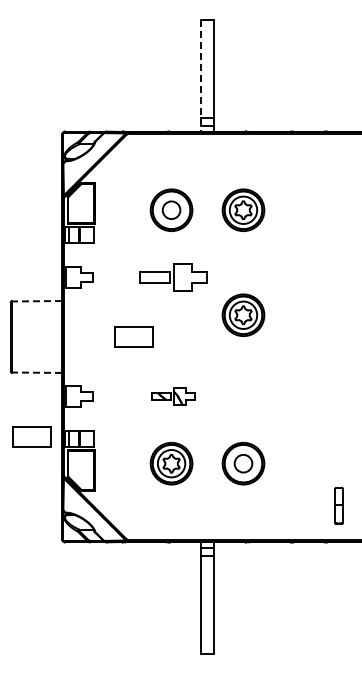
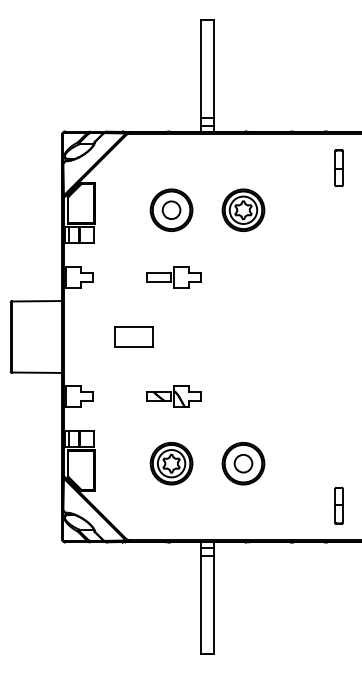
line: dashed -> solid (200, 75)
part: none -> present (338, 168)
part size: 69x29 px -> 56x23 px (173, 277)
line: dashed -> solid (36, 301)
part: present -> none (243, 314)
line: dashed -> solid (36, 372)
part size: 45x19 px -> 56x23 px (173, 396)
part: present -> none (31, 436)
